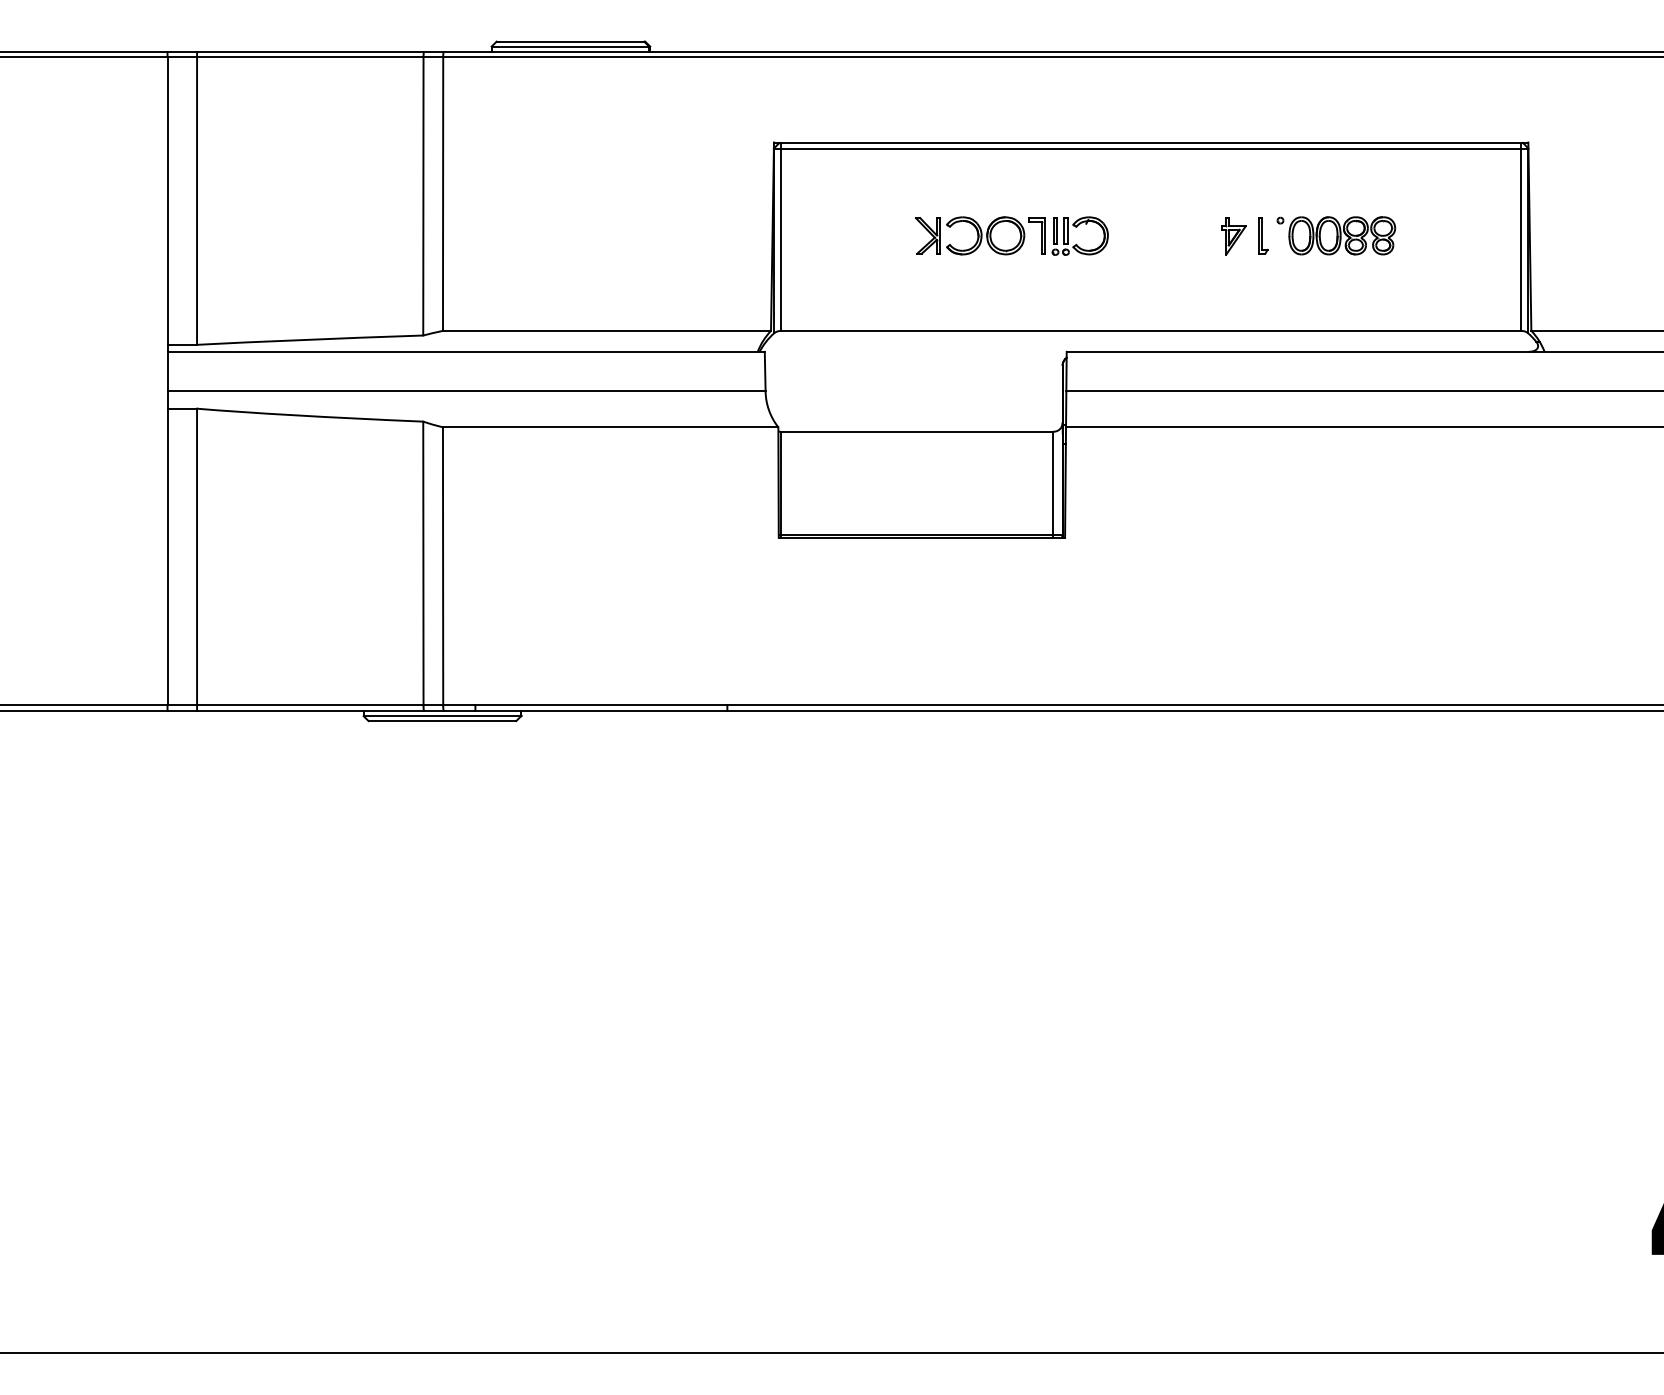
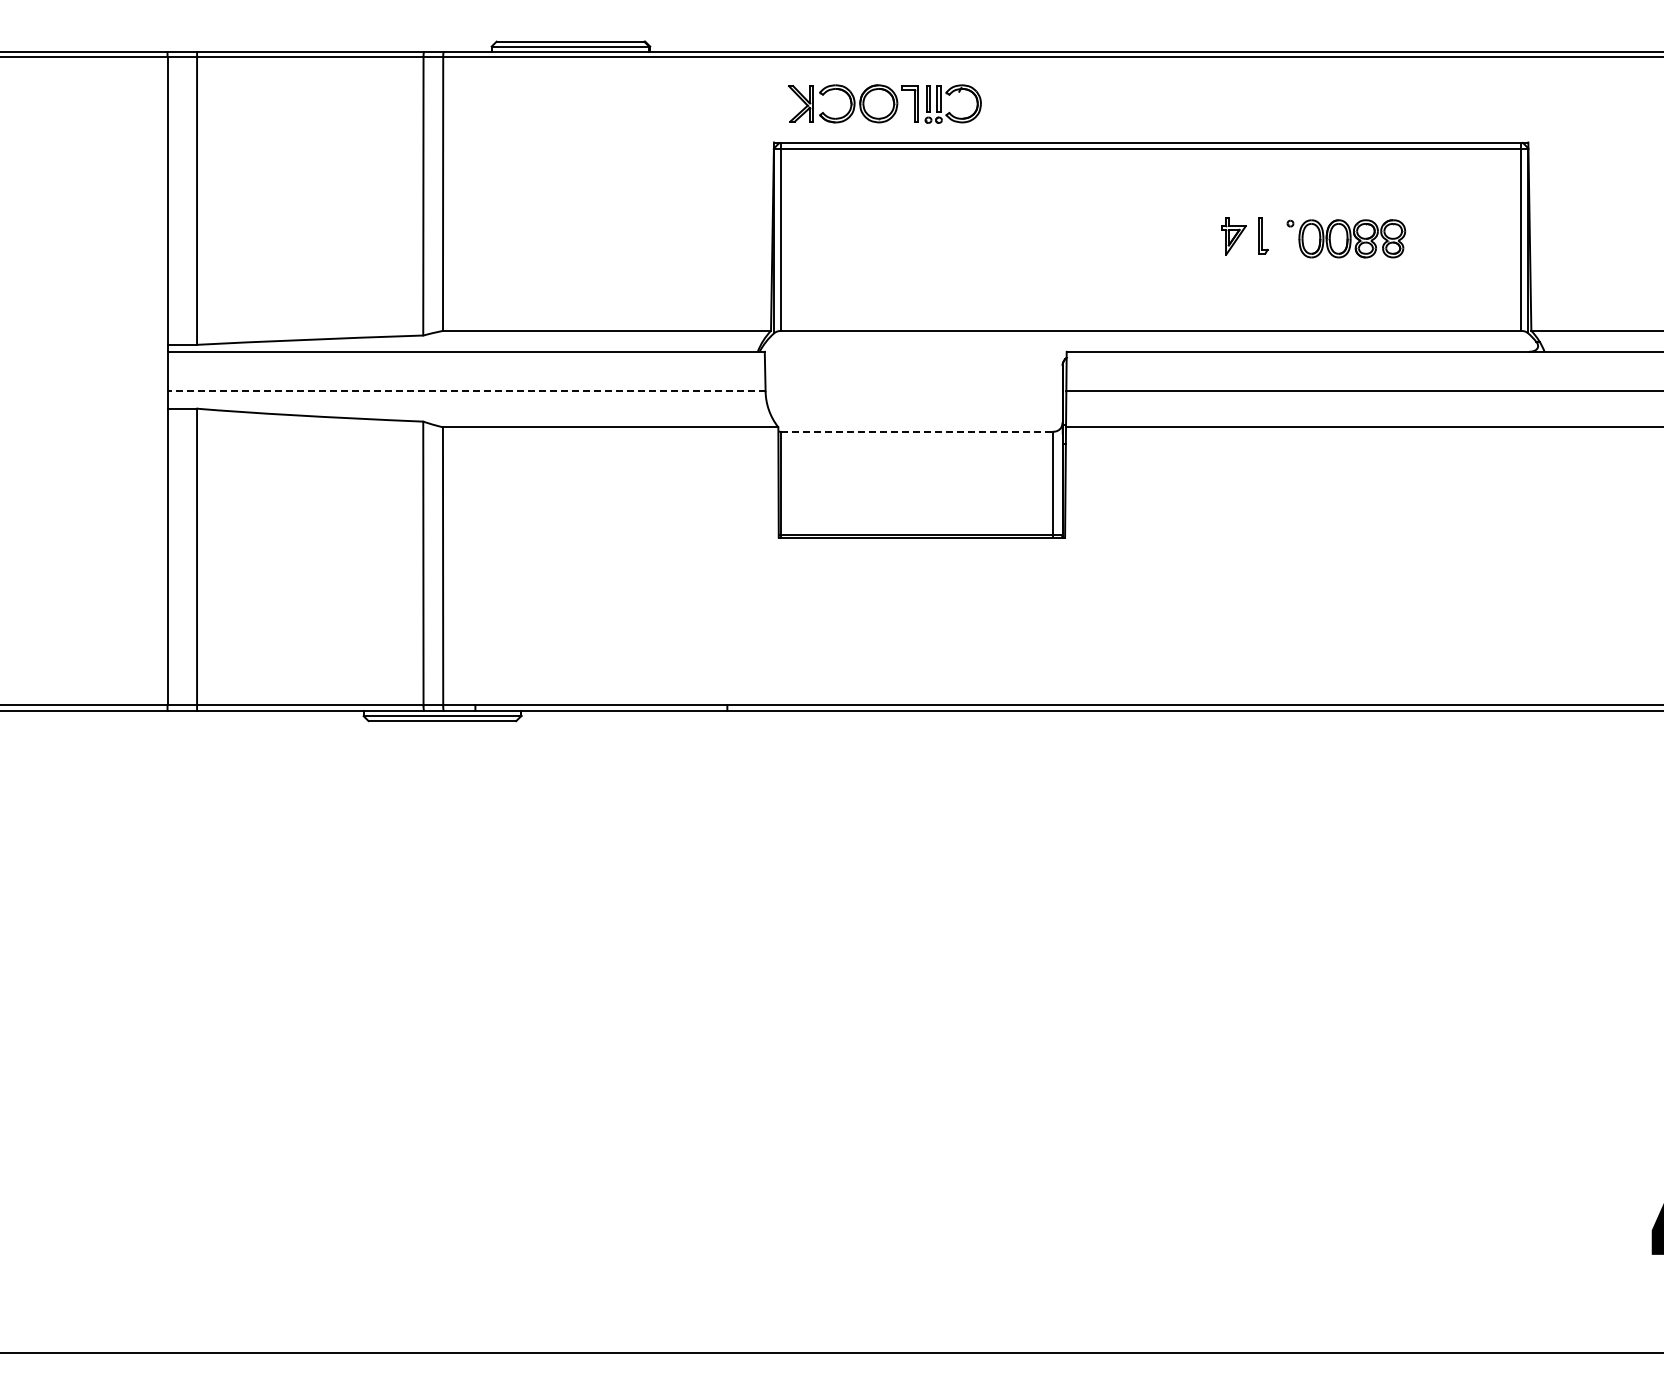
part position: (1011, 235) -> (884, 103) (884, 103)
part position: (1336, 235) -> (1346, 238) (1346, 238)
line: solid -> dashed (466, 391)
line: solid -> dashed (916, 431)
